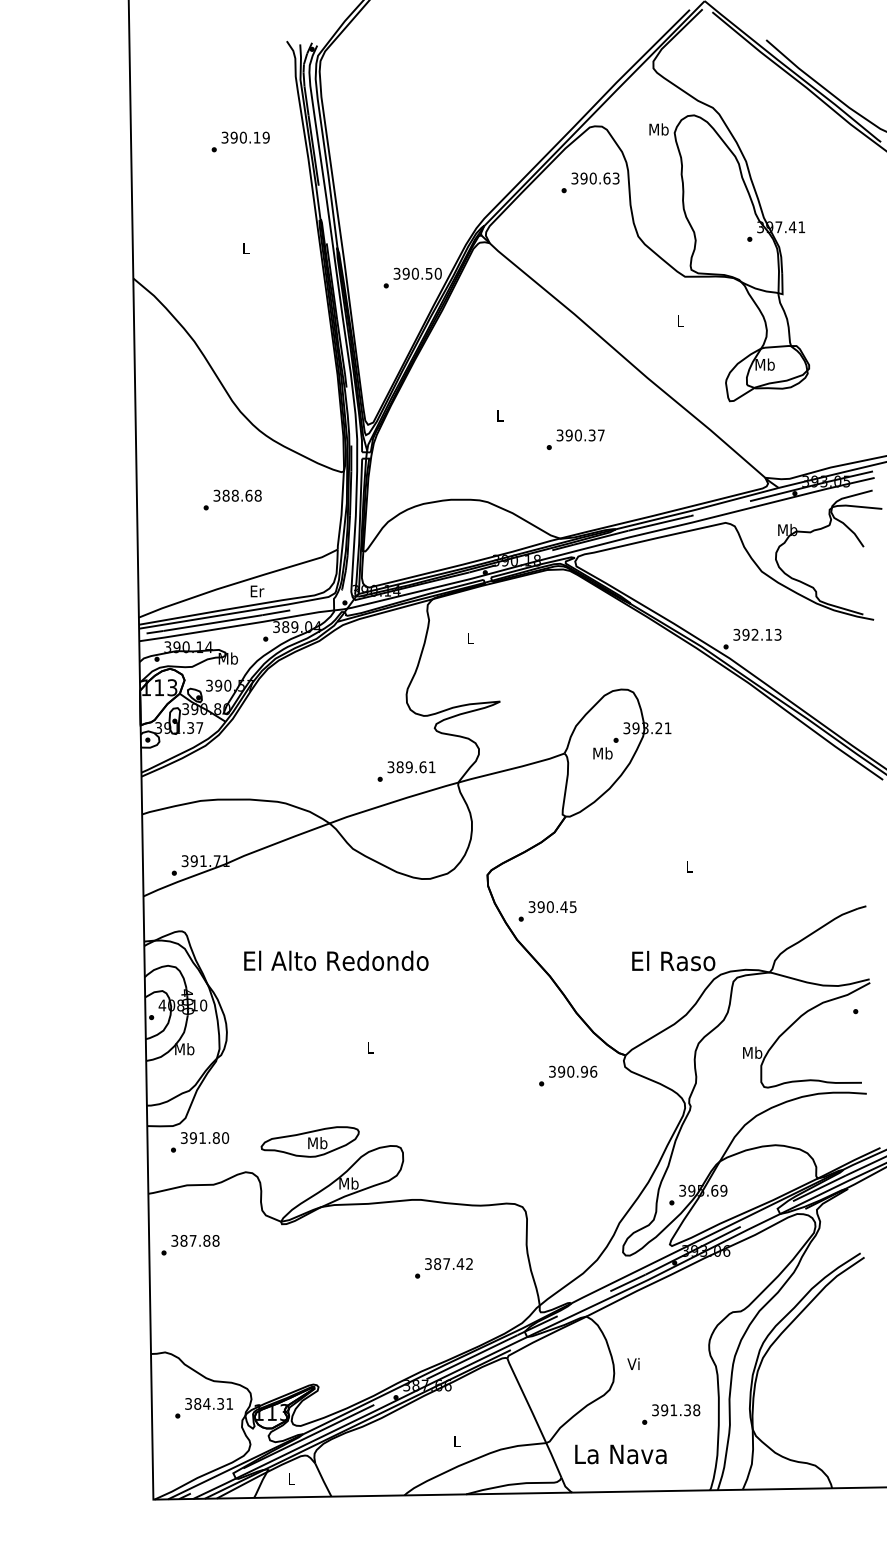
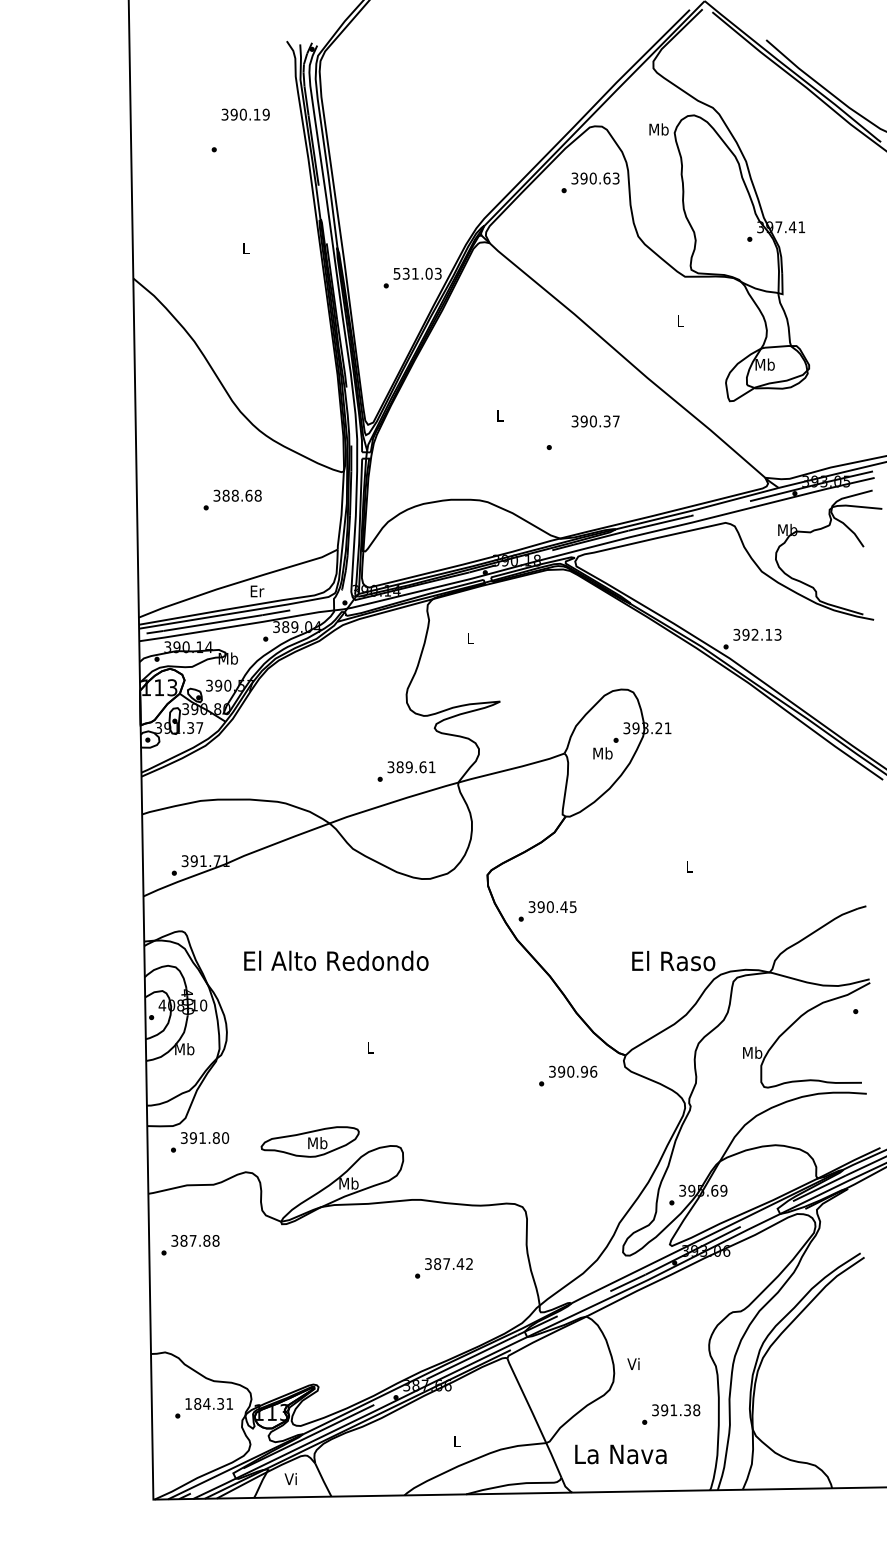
text position: (245, 137) -> (245, 114) (245, 114)
text: 390.50 -> 531.03 (417, 273)
text position: (580, 435) -> (595, 421) (595, 421)
text: 384.31 -> 184.31 (188, 1403)
text: L -> Vi (290, 1479)
